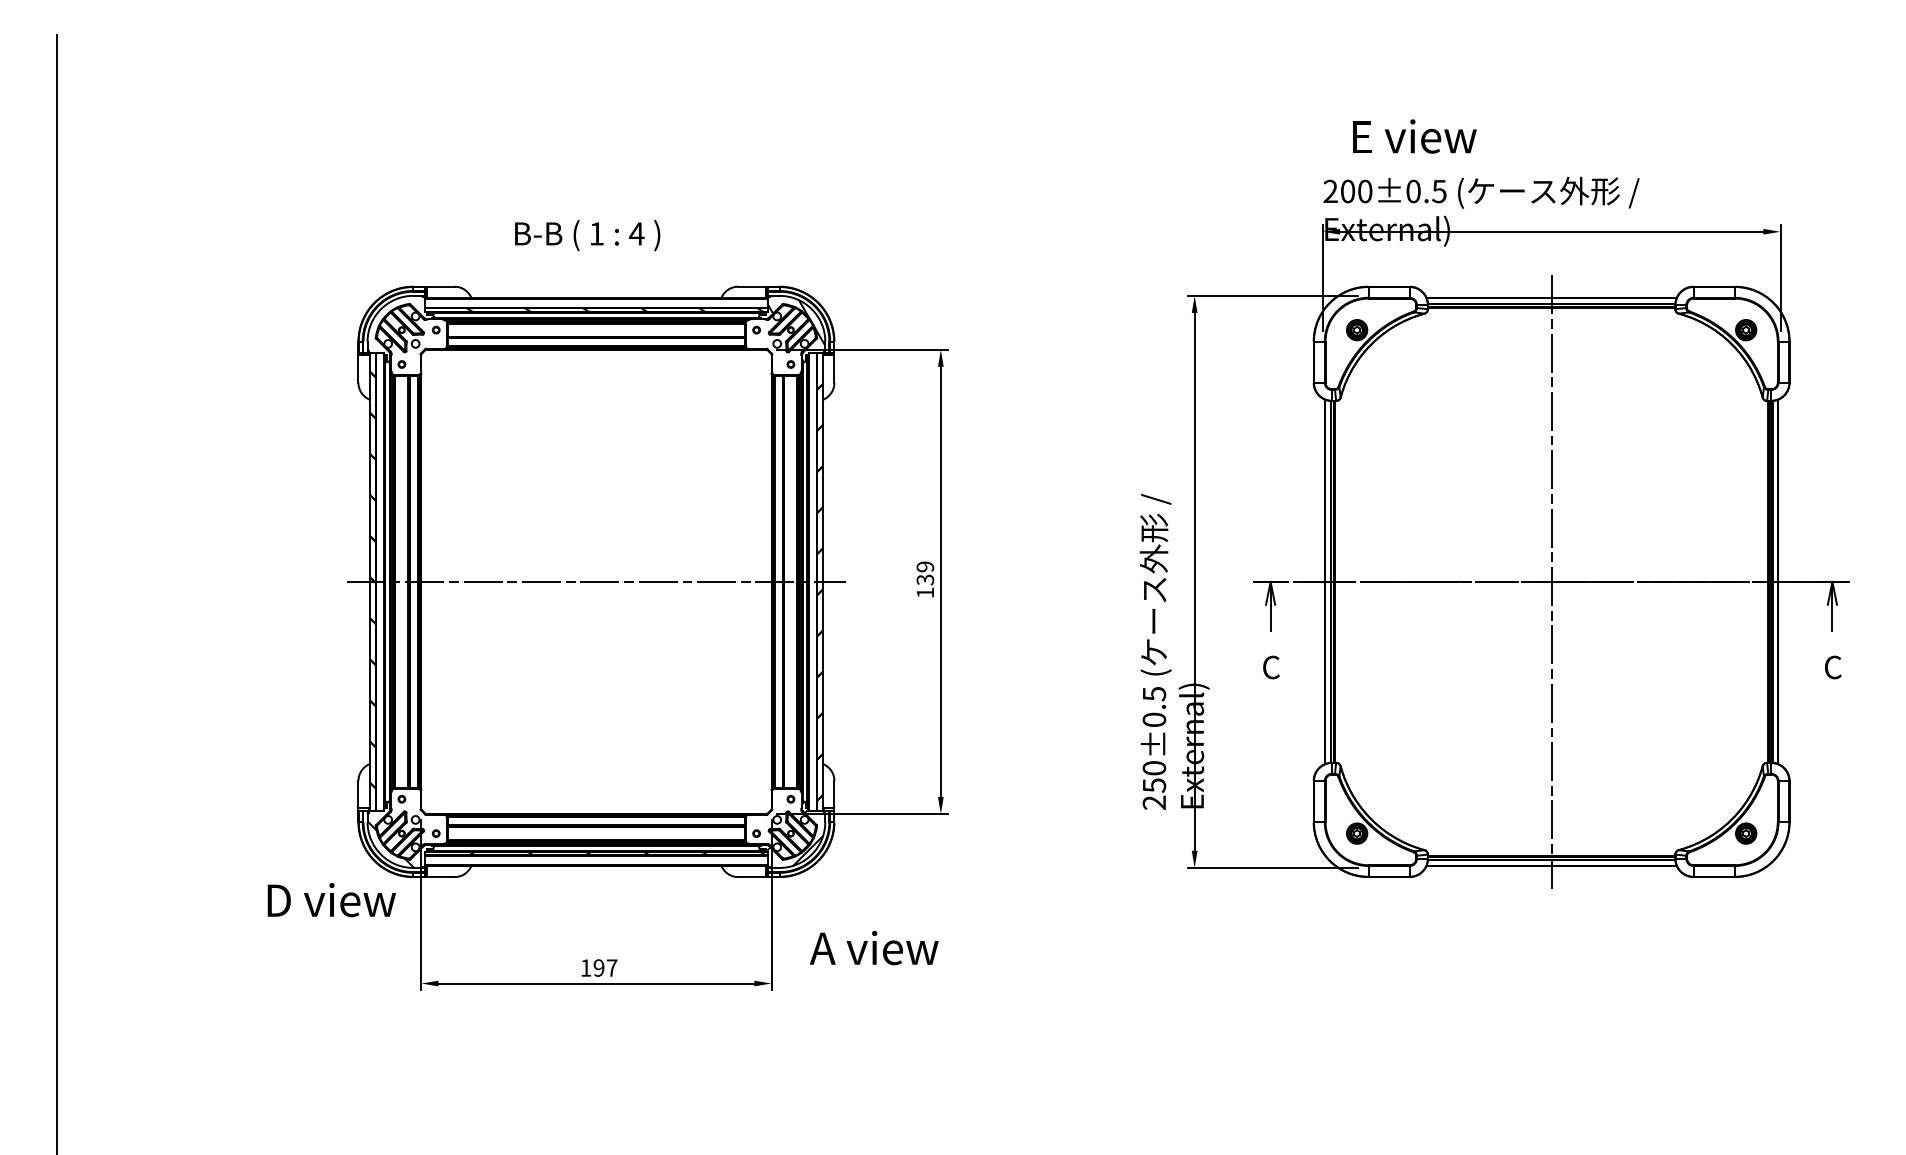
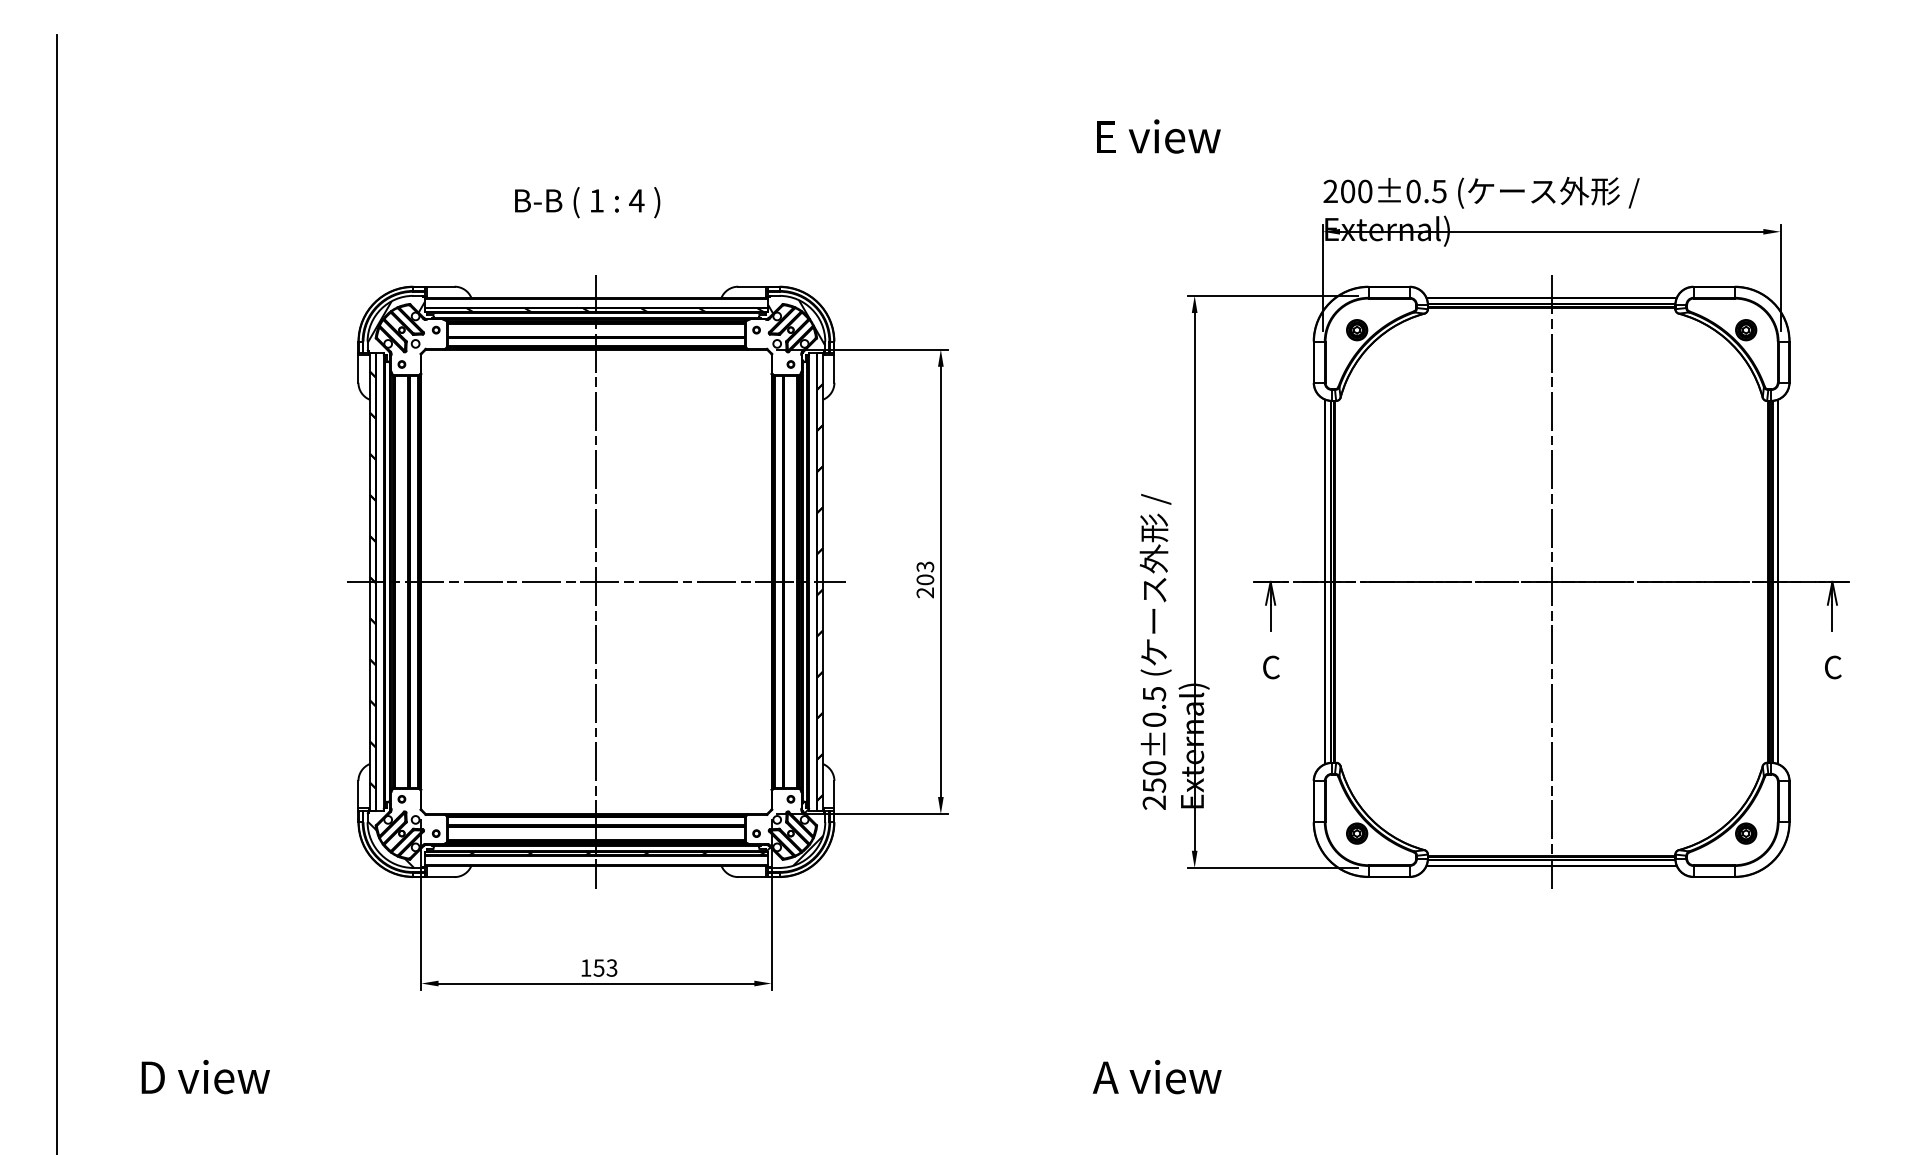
text position: (1414, 136) -> (1158, 136) (1158, 136)
text position: (587, 235) -> (587, 202) (587, 202)
hatch: none -> present (395, 322)
text: 139 -> 203 (925, 579)
line: none -> present (596, 581)
text position: (331, 900) -> (205, 1077) (205, 1077)
text position: (873, 948) -> (1156, 1077) (1156, 1077)
text: 197 -> 153 (605, 967)
